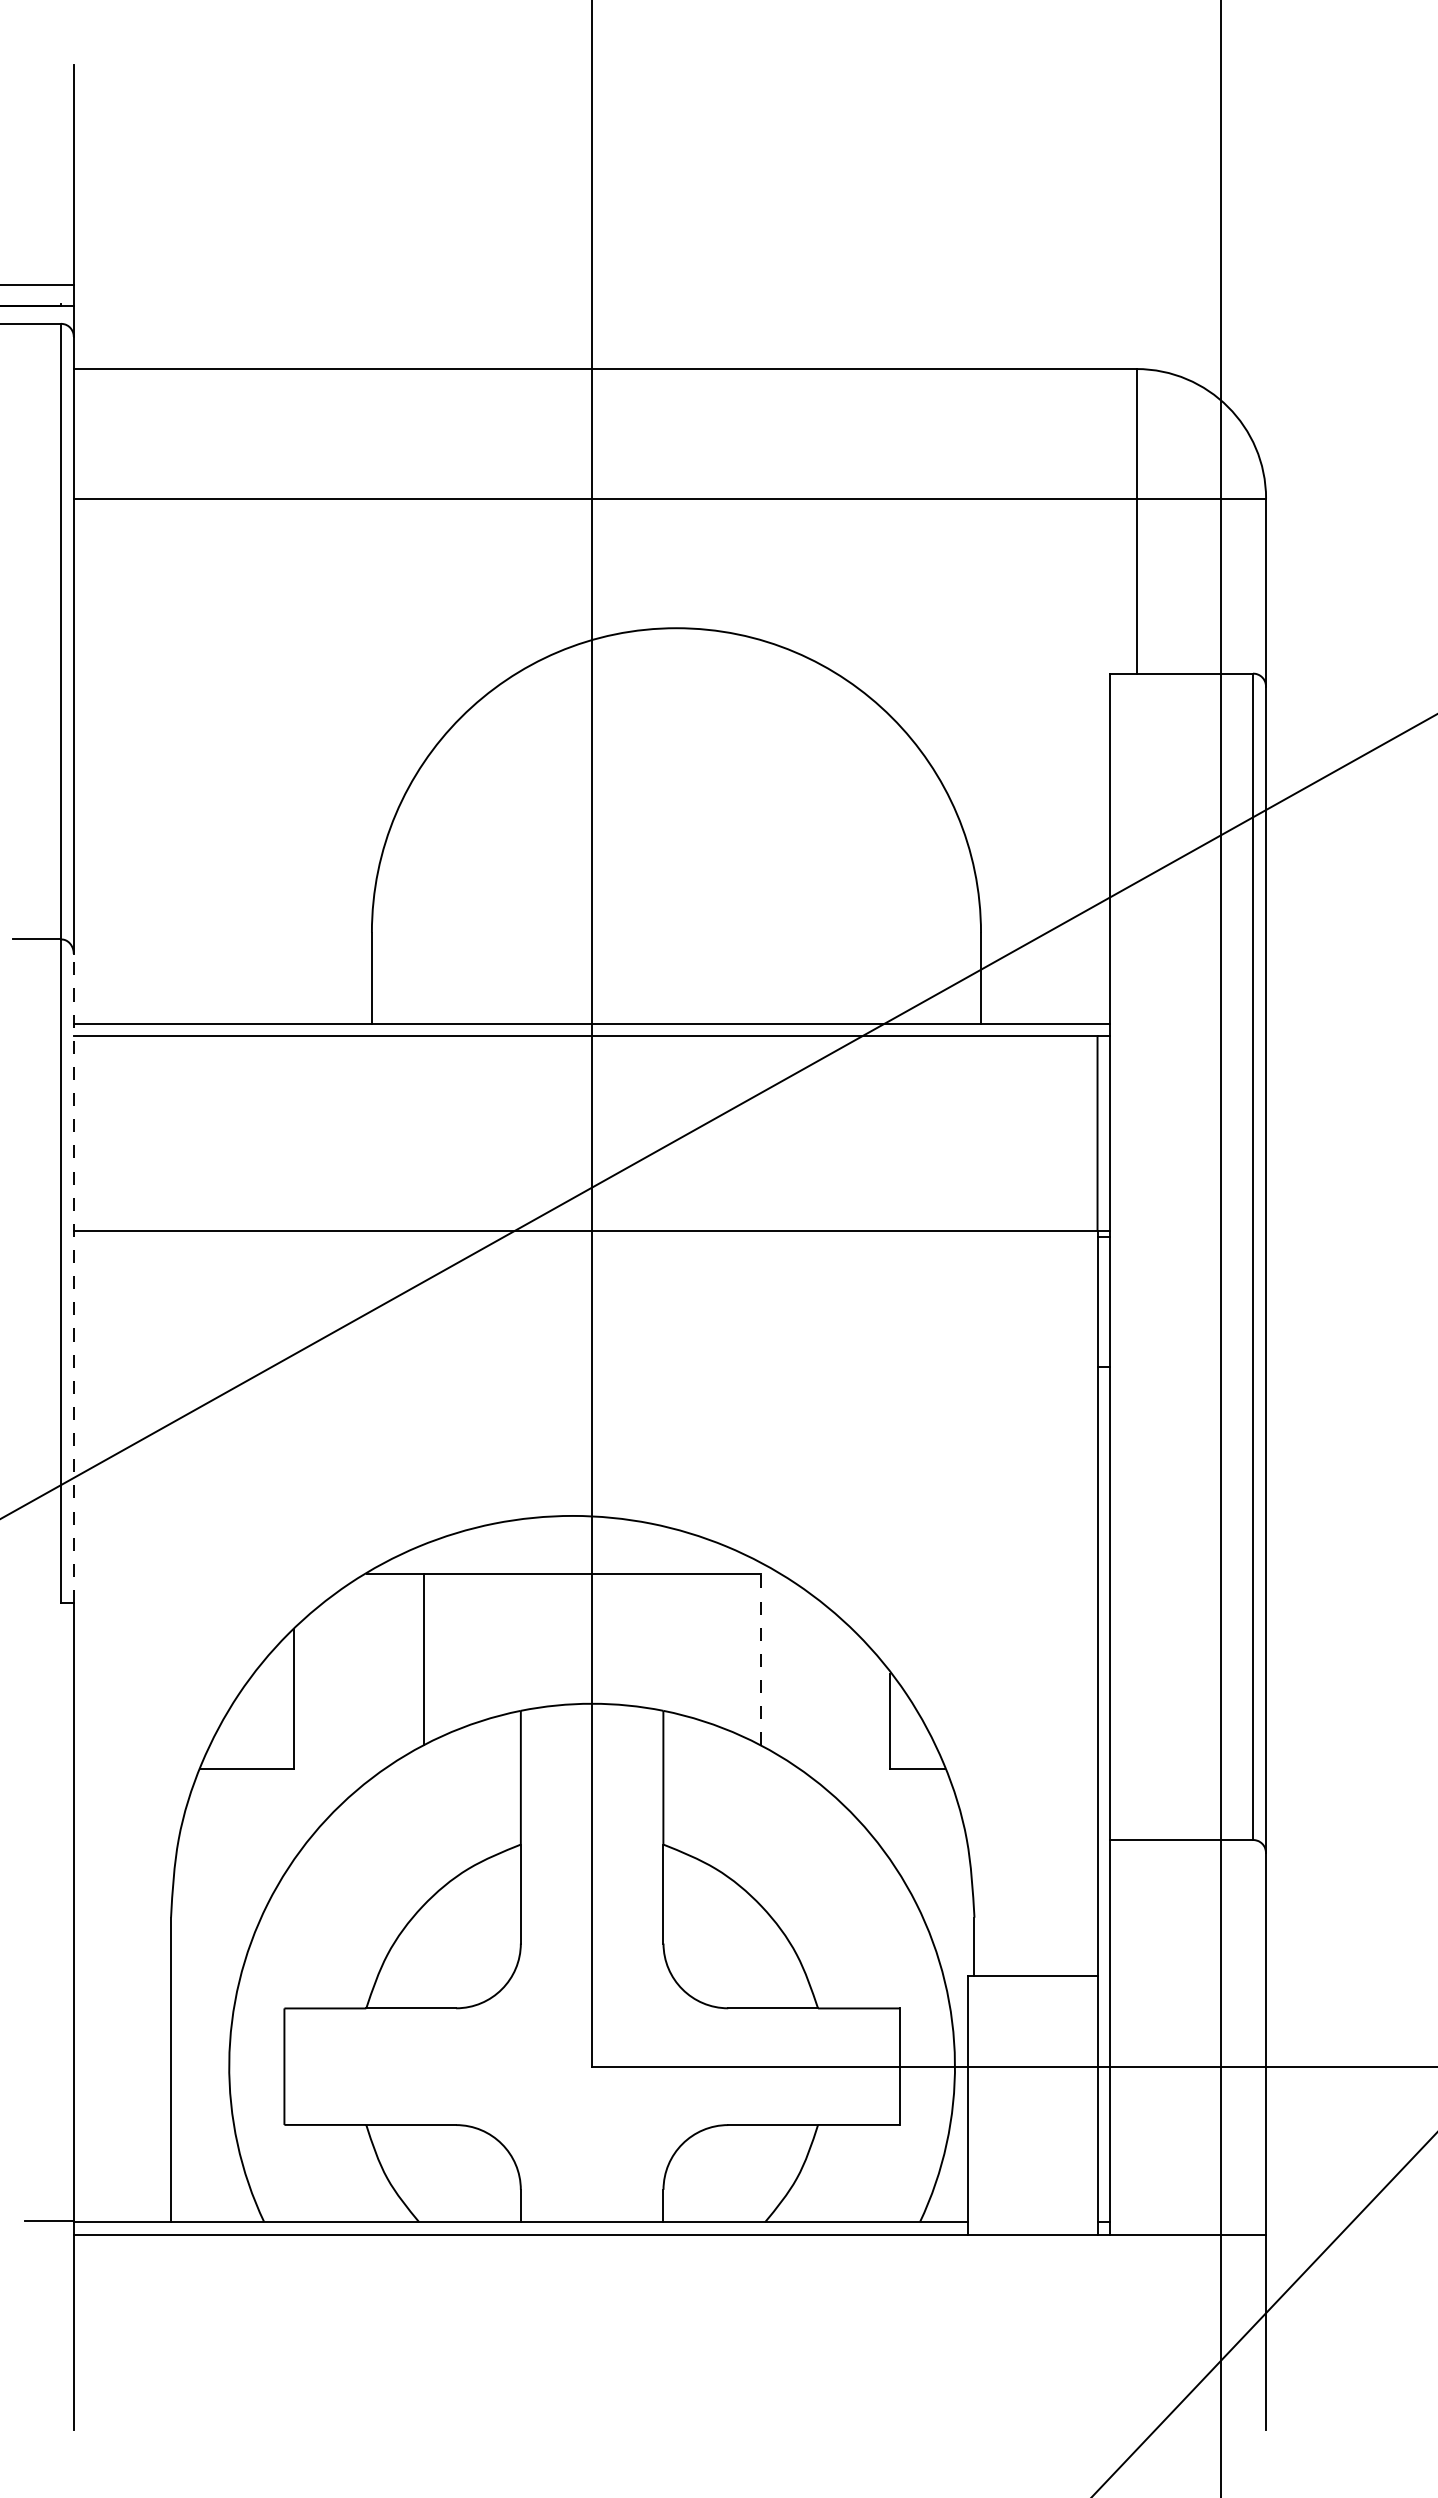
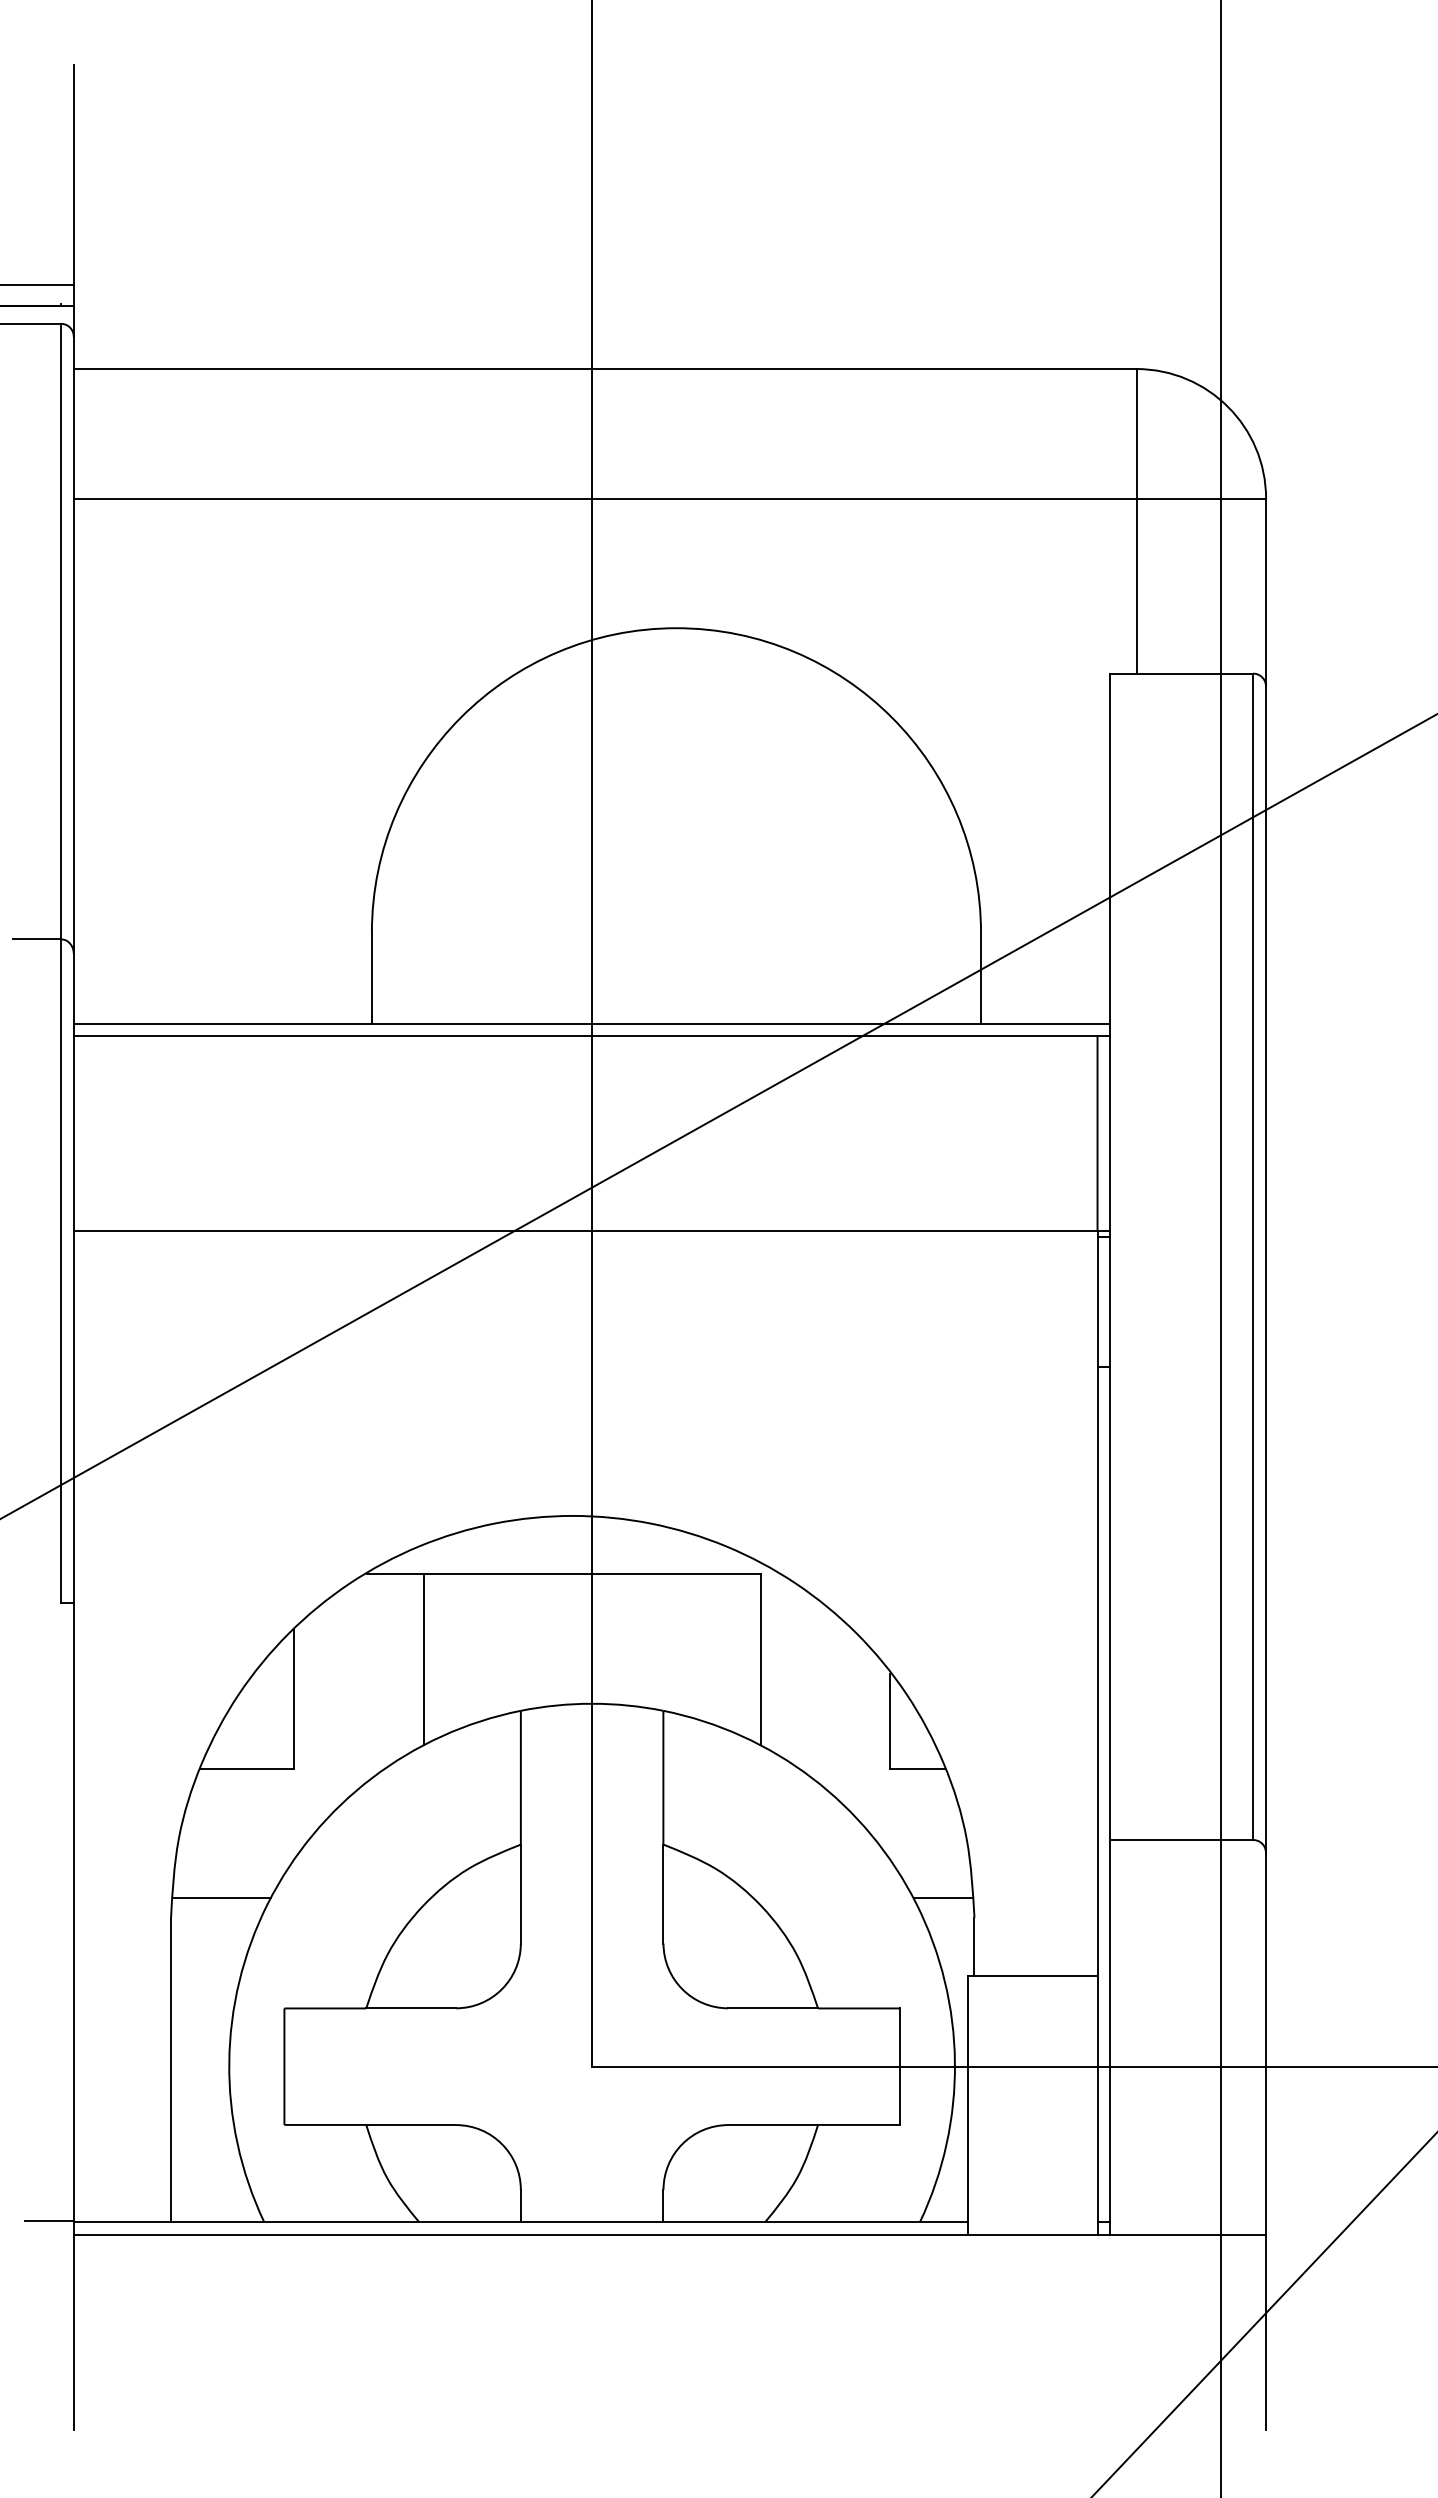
line: dashed -> solid (73, 1278)
line: dashed -> solid (760, 1659)
line: none -> present (221, 1898)
line: none -> present (942, 1898)
